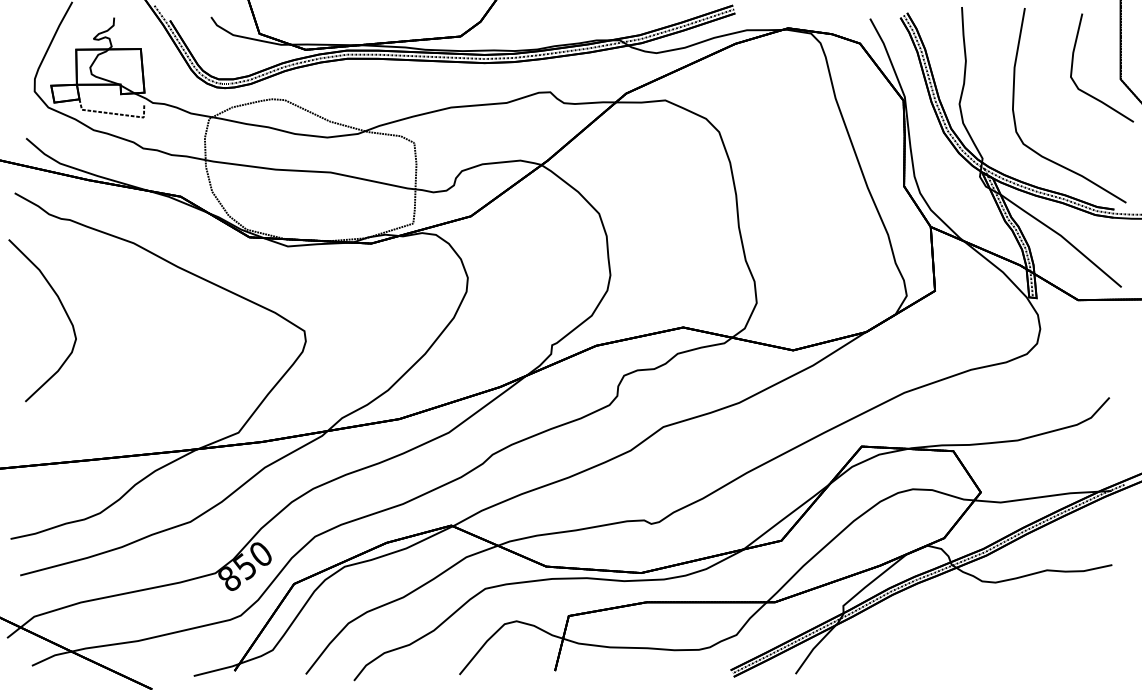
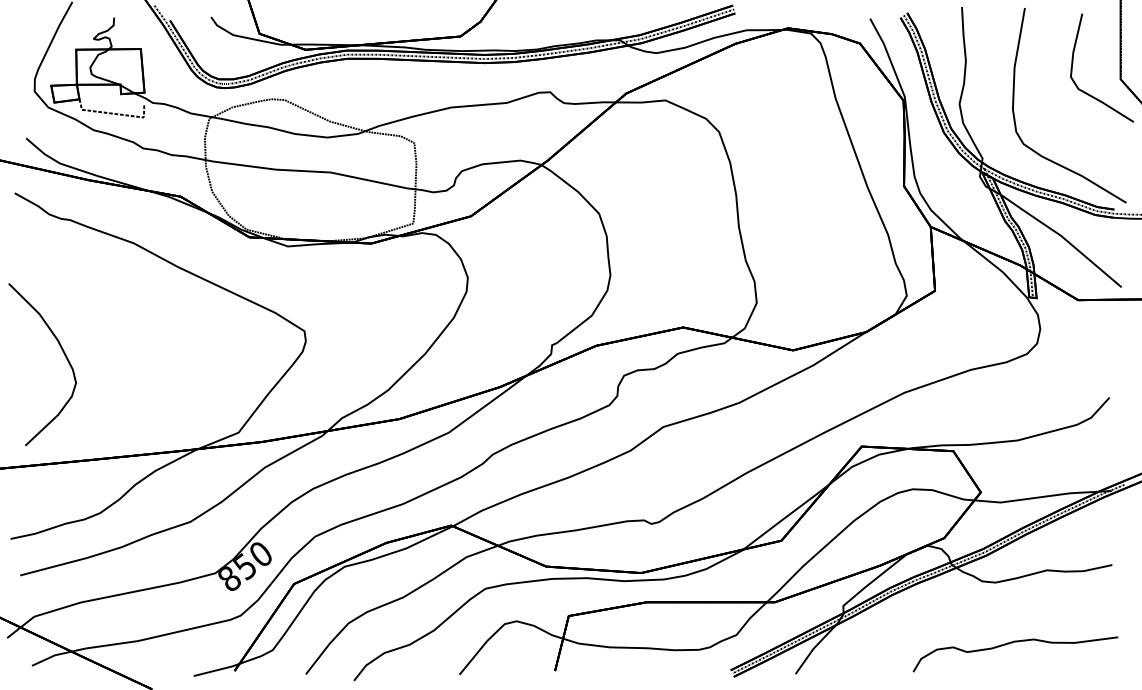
part position: (63, 309) -> (63, 353) (63, 353)
part: none -> present (1012, 643)
